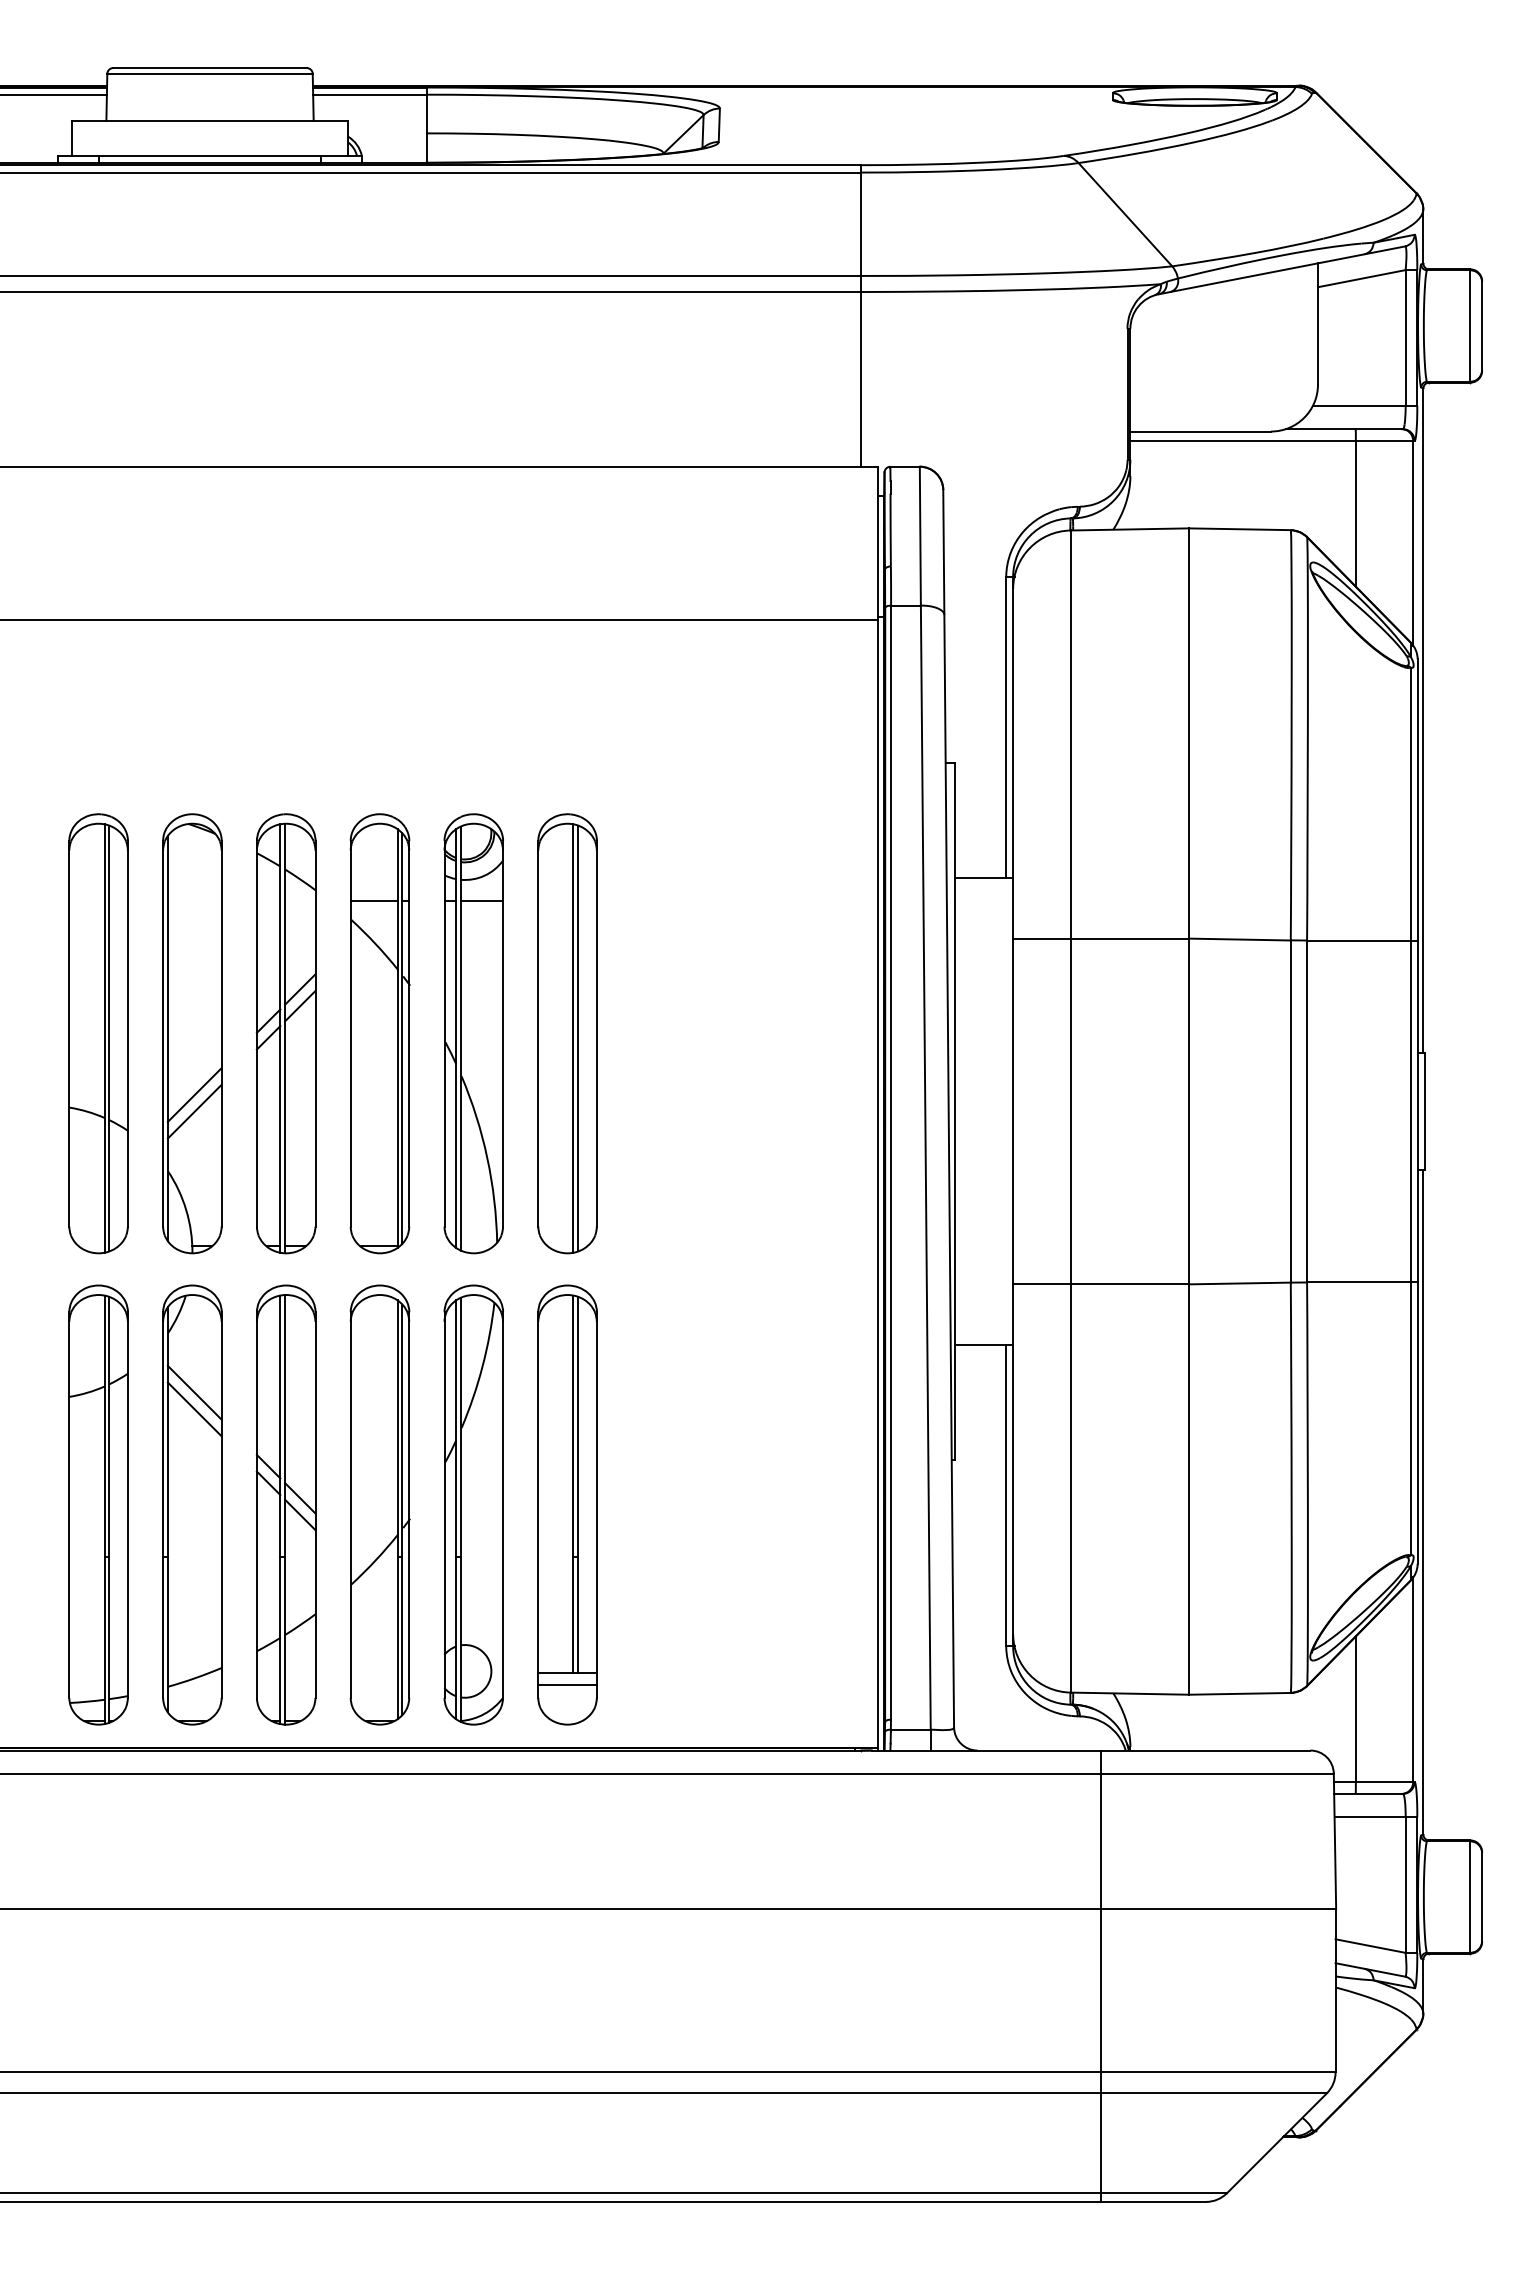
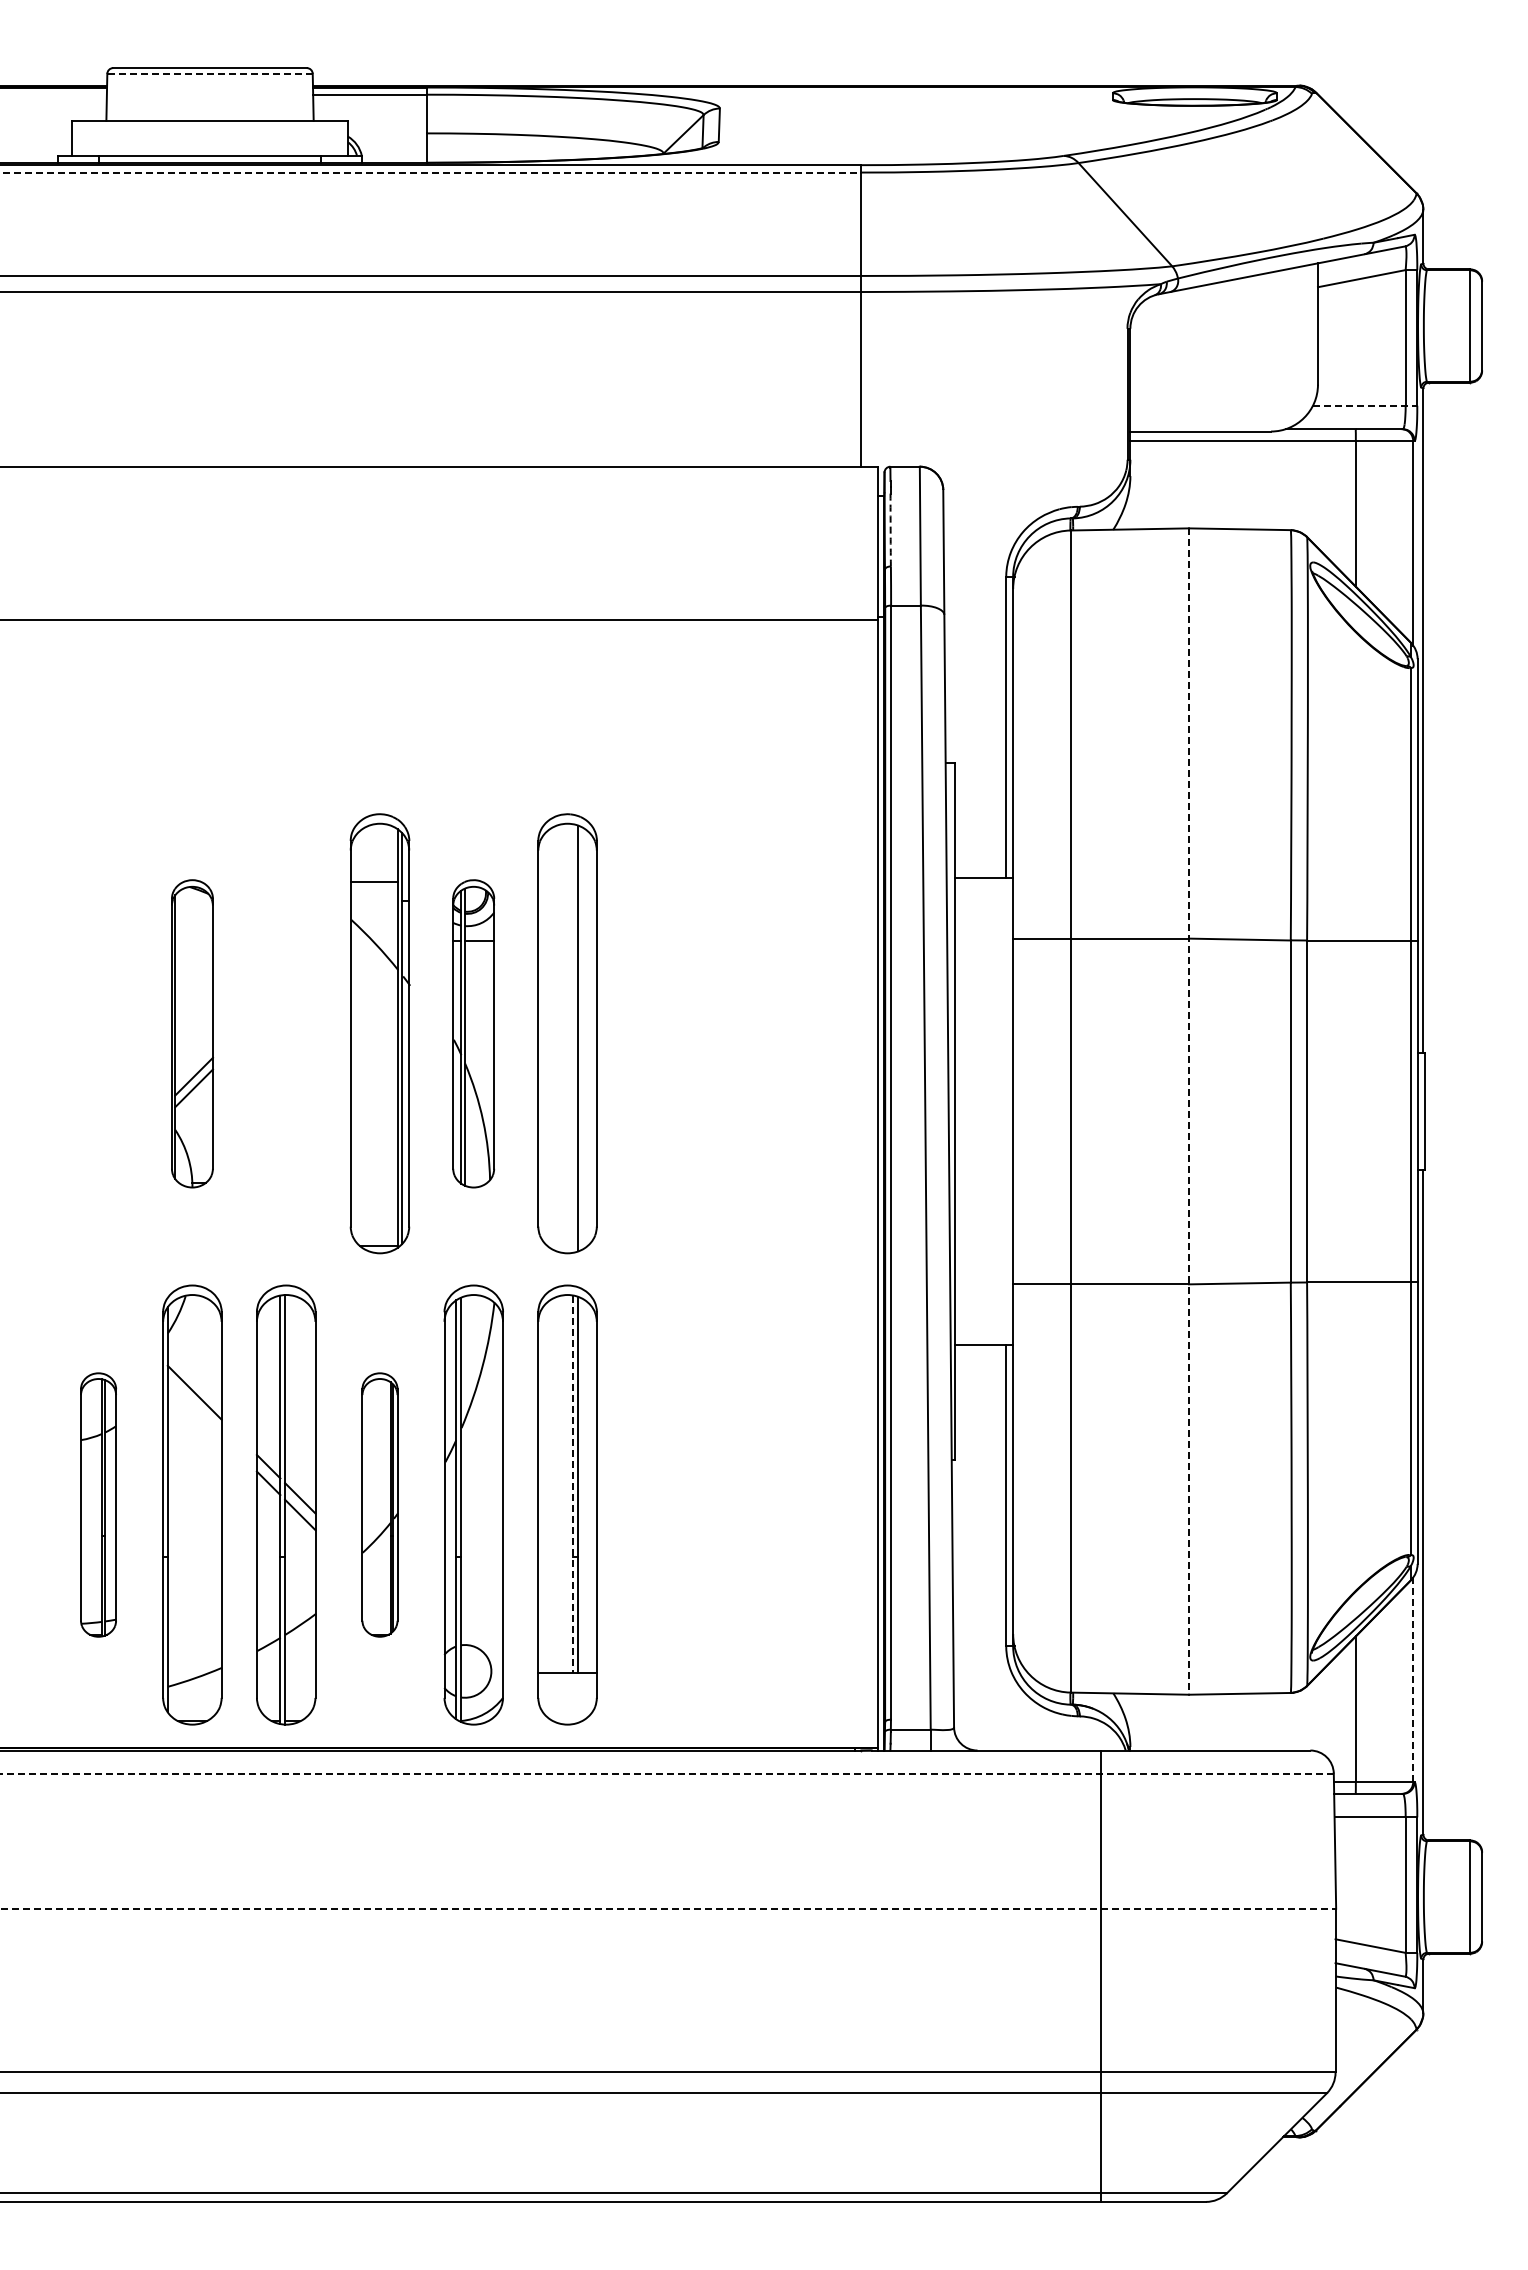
line: solid -> dashed (210, 73)
line: present -> none (54, 94)
line: solid -> dashed (430, 172)
line: solid -> dashed (1365, 405)
arc: solid -> dashed (890, 530)
line position: (373, 900) -> (373, 881) (373, 881)
part: present -> none (98, 1033)
part size: 61x442 px -> 44x310 px (192, 1033)
part: present -> none (285, 1033)
part size: 61x442 px -> 44x310 px (473, 1033)
line: present -> none (573, 1038)
line: solid -> dashed (1189, 1112)
line: present -> none (194, 1409)
line: solid -> dashed (573, 1484)
part size: 61x442 px -> 37x266 px (98, 1504)
part size: 62x442 px -> 38x266 px (379, 1504)
line: solid -> dashed (1413, 1679)
line: present -> none (567, 1684)
line: solid -> dashed (666, 1773)
line: solid -> dashed (668, 1908)
